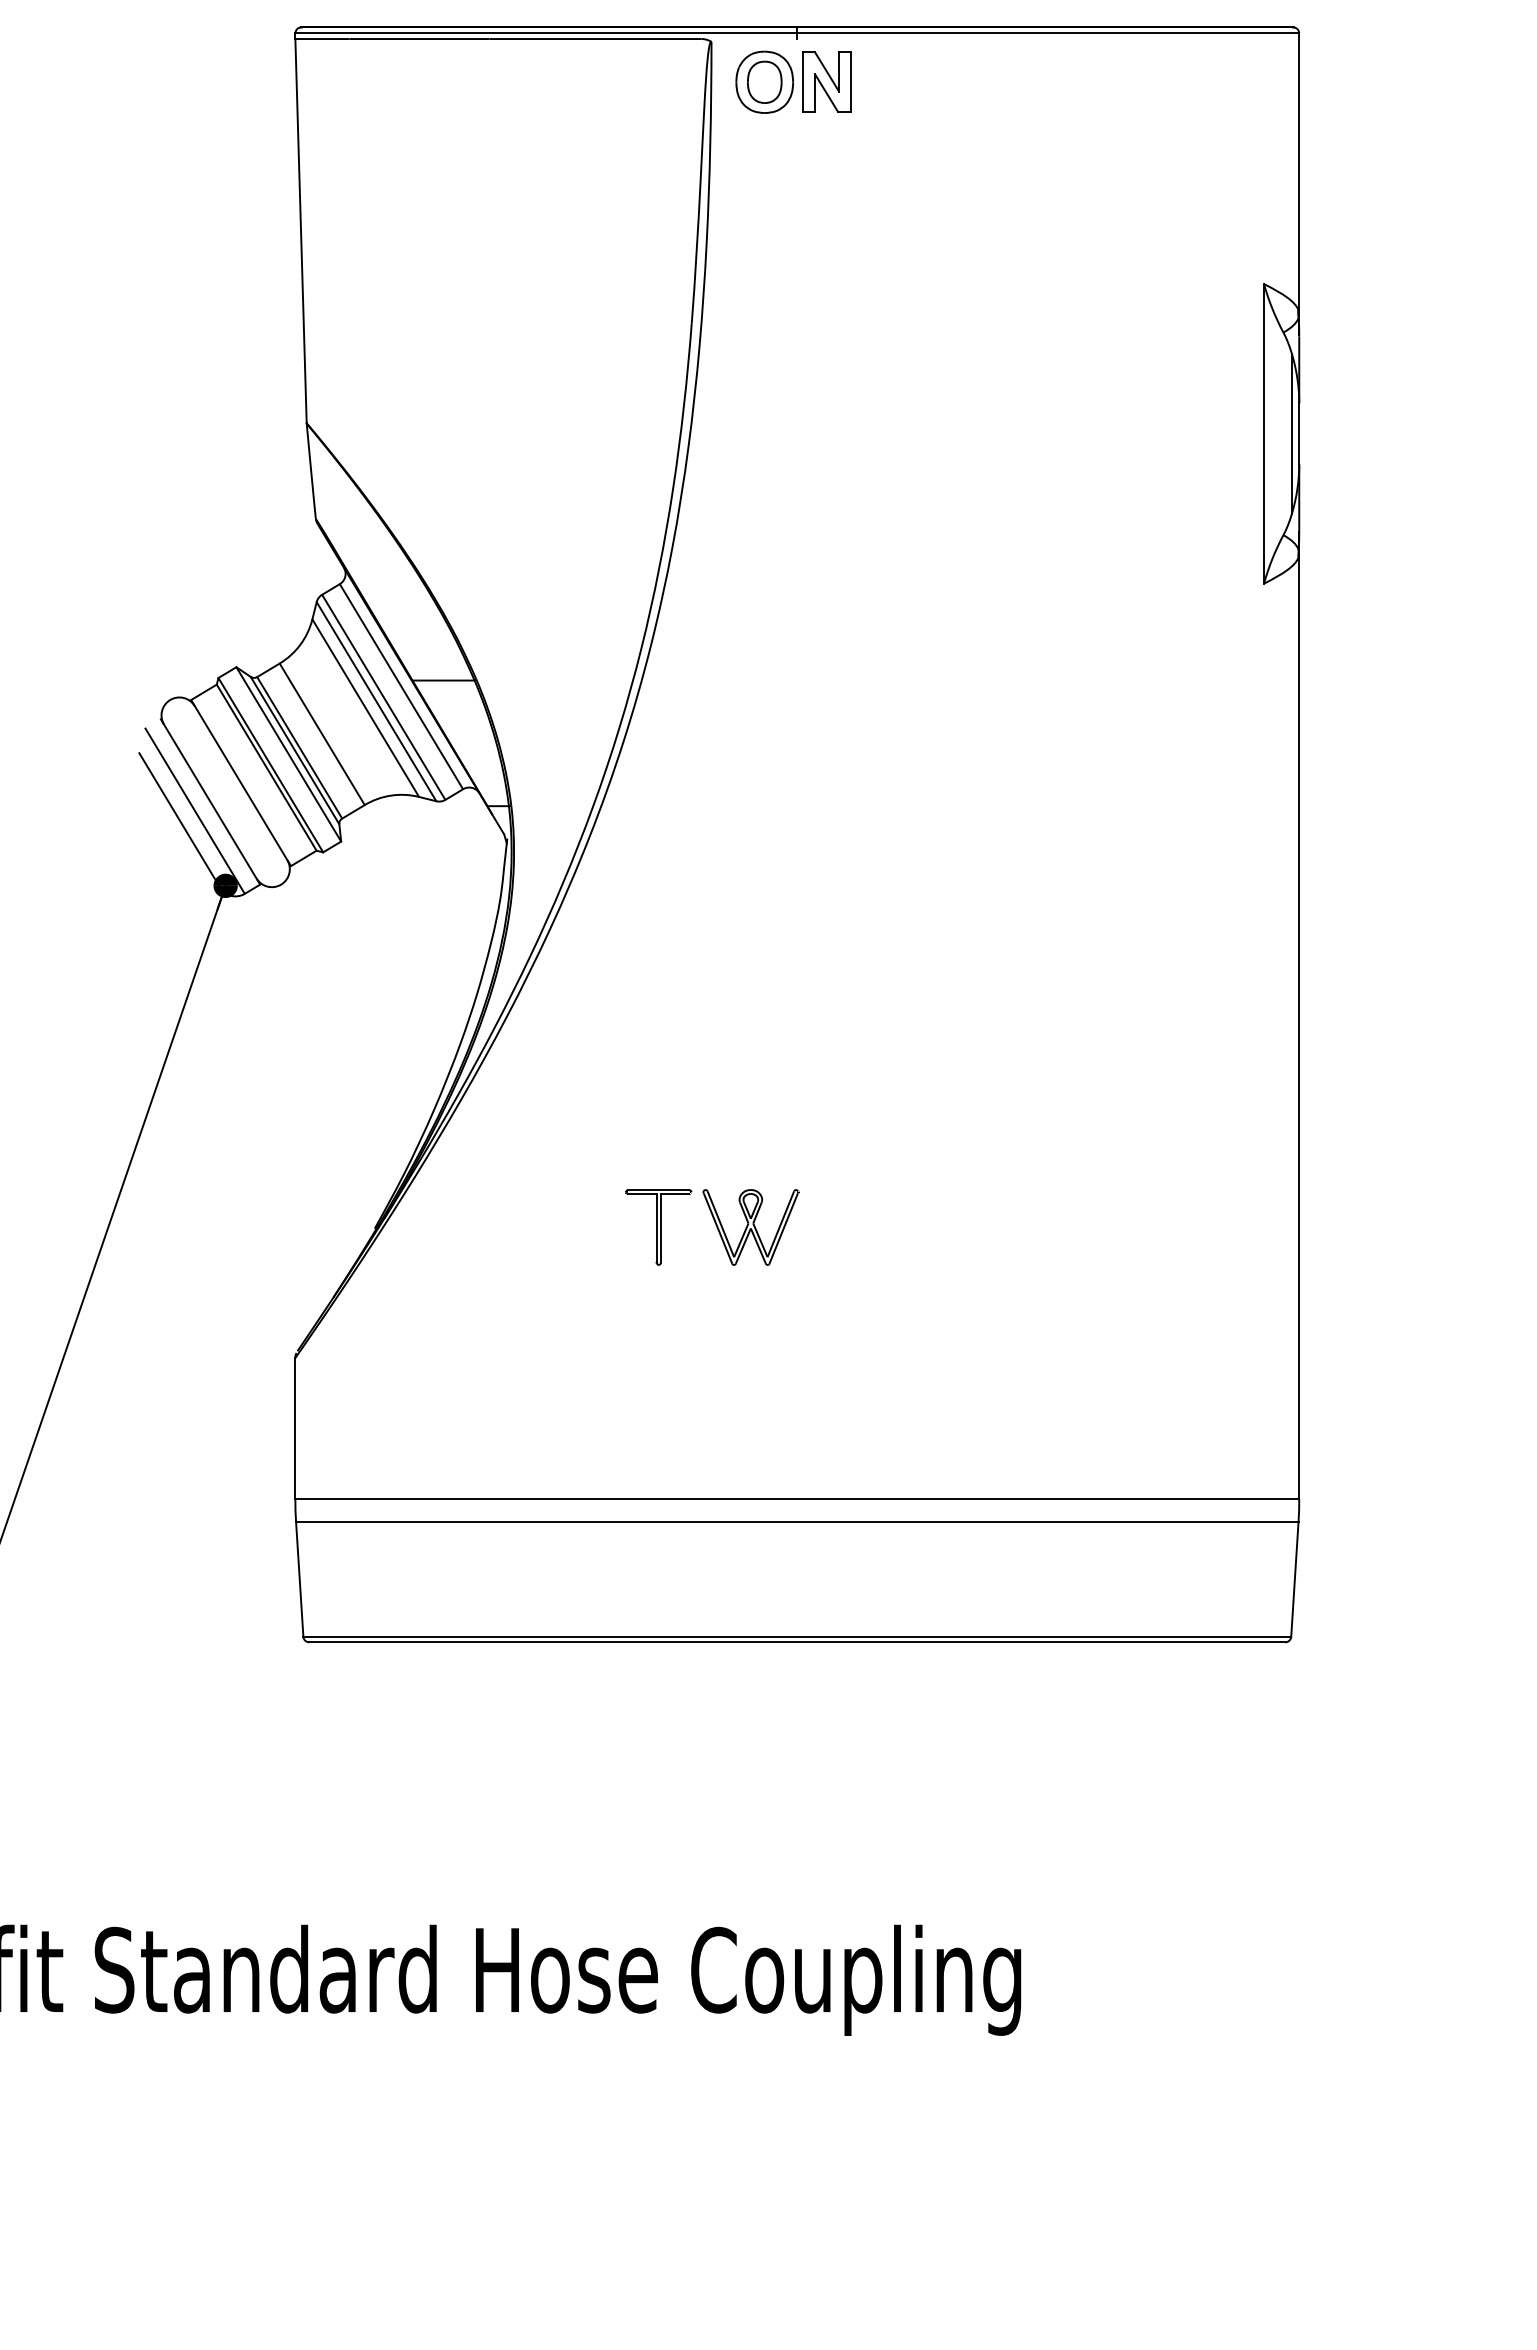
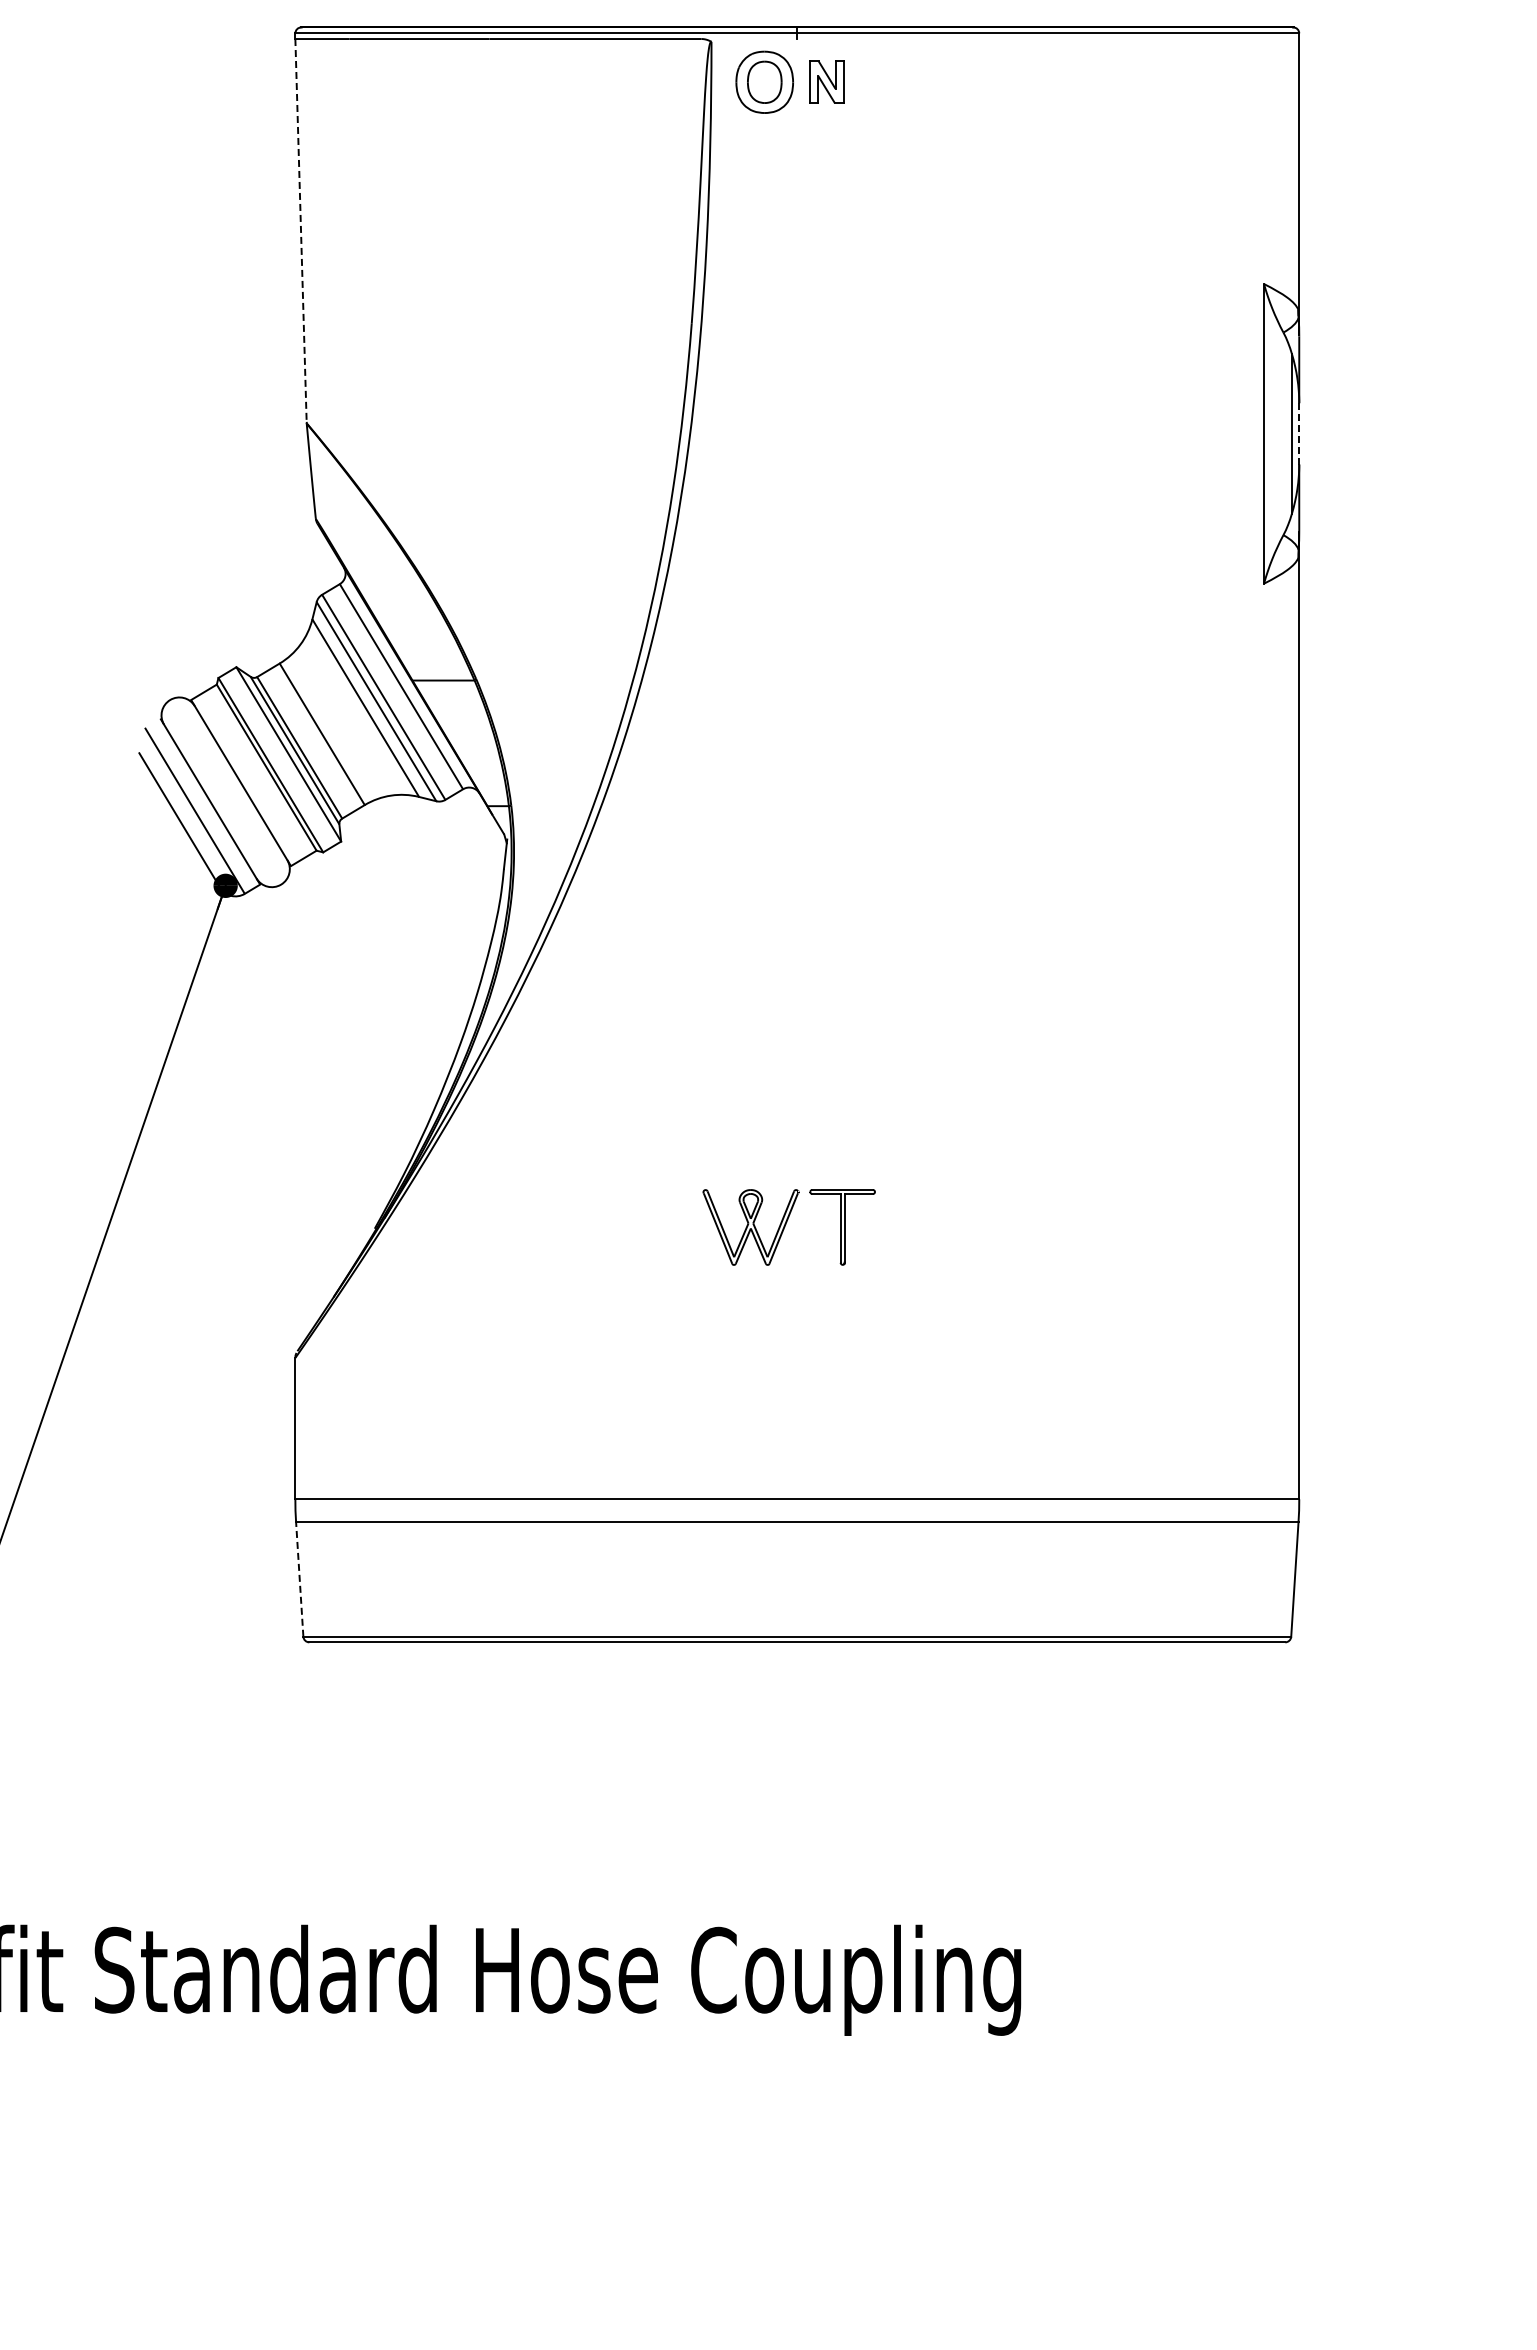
part size: 50x62 px -> 36x44 px (826, 81)
line: solid -> dashed (301, 231)
line: solid -> dashed (1299, 433)
part position: (658, 1227) -> (842, 1227) (842, 1227)
line: solid -> dashed (299, 1578)
